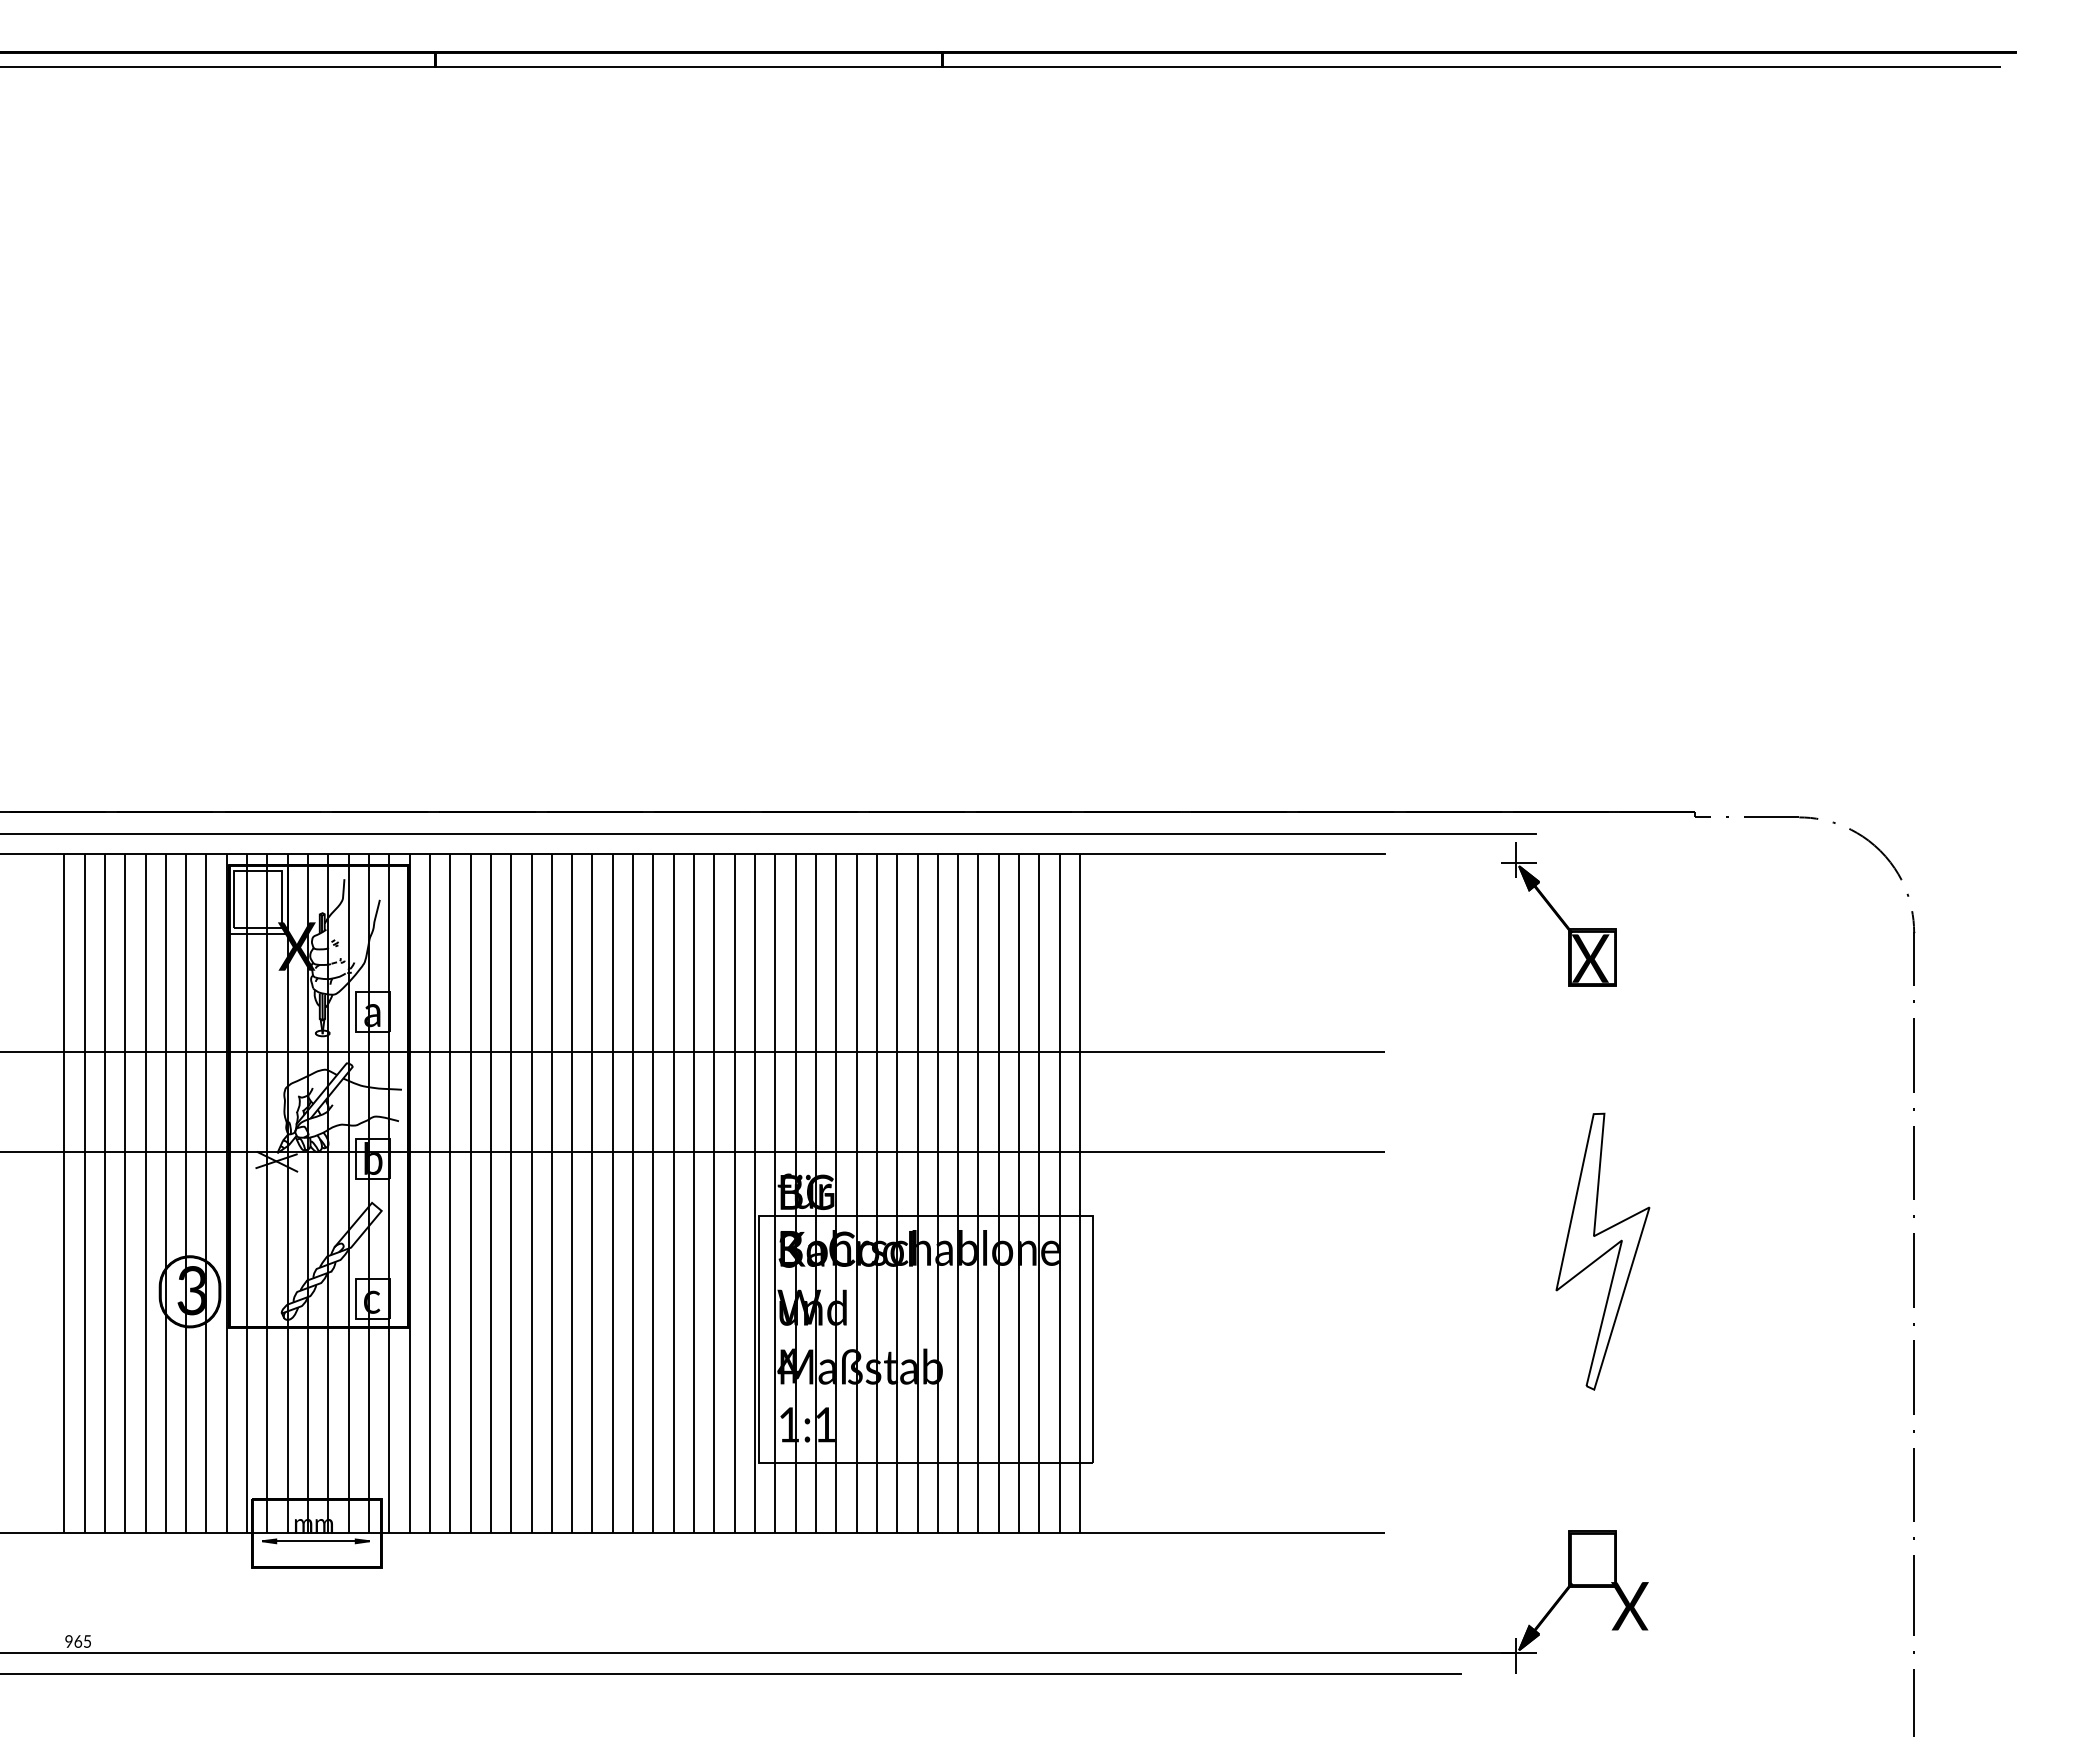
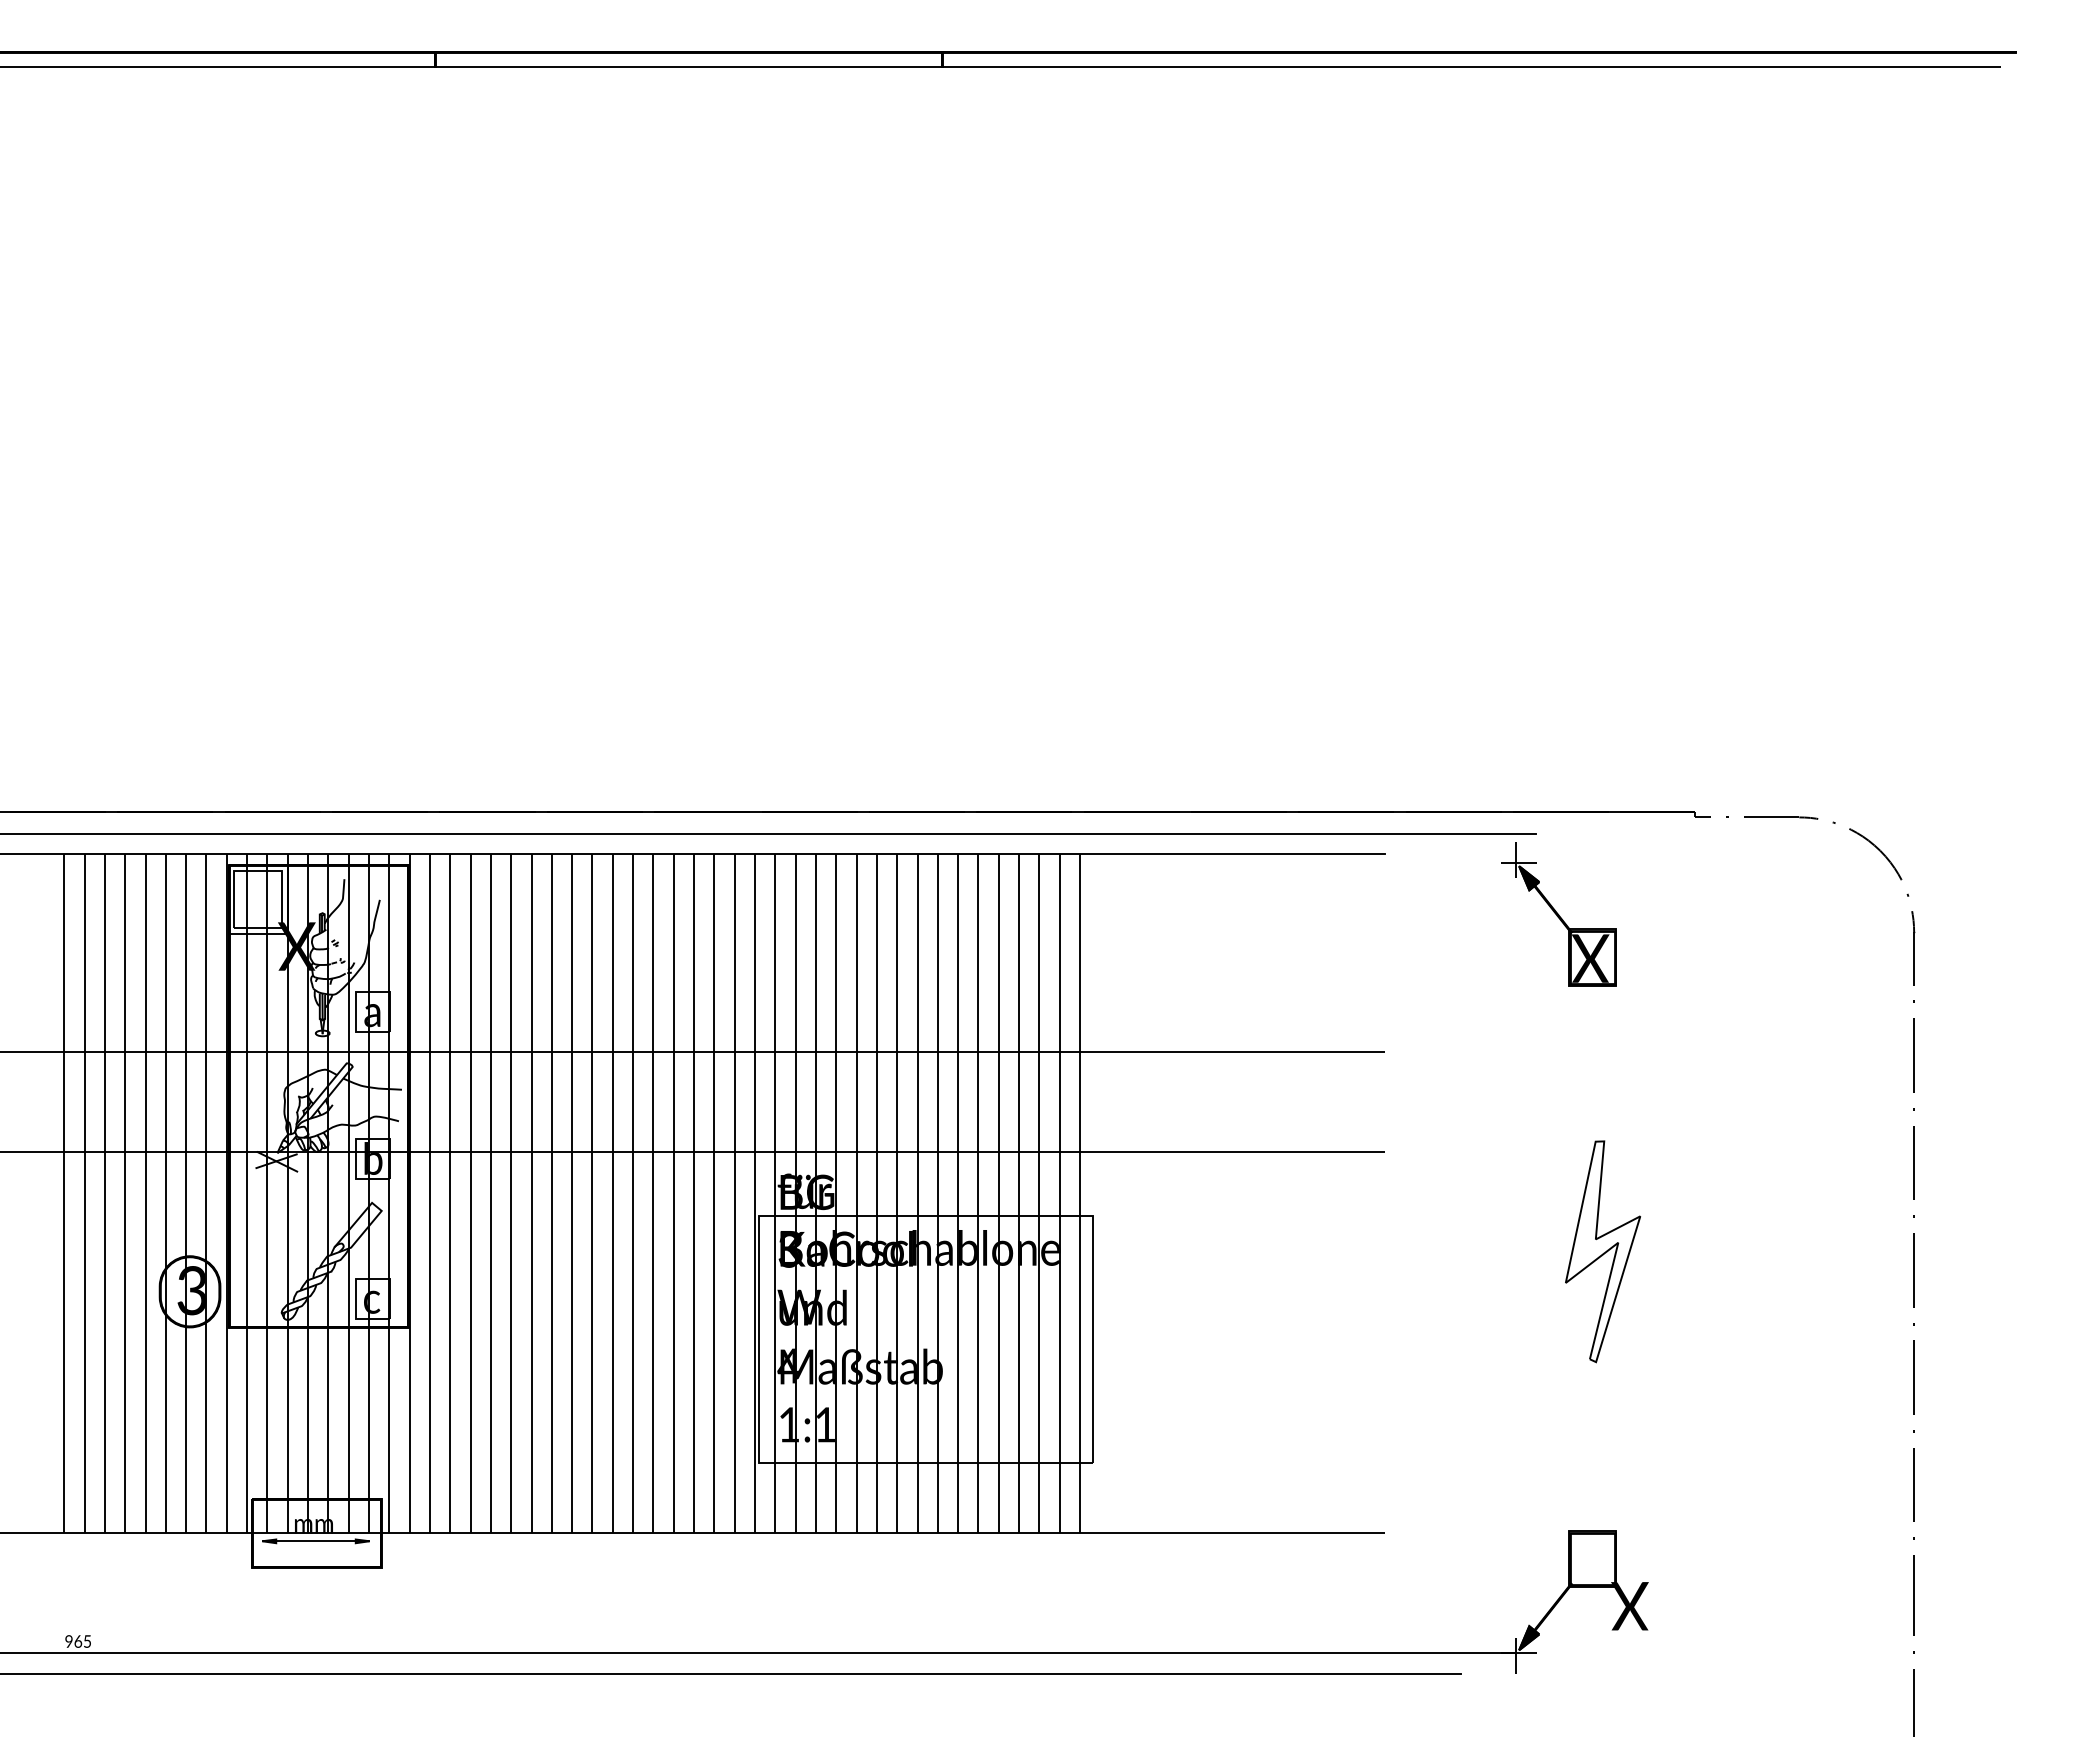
part size: 96x279 px -> 77x224 px (1603, 1251)
